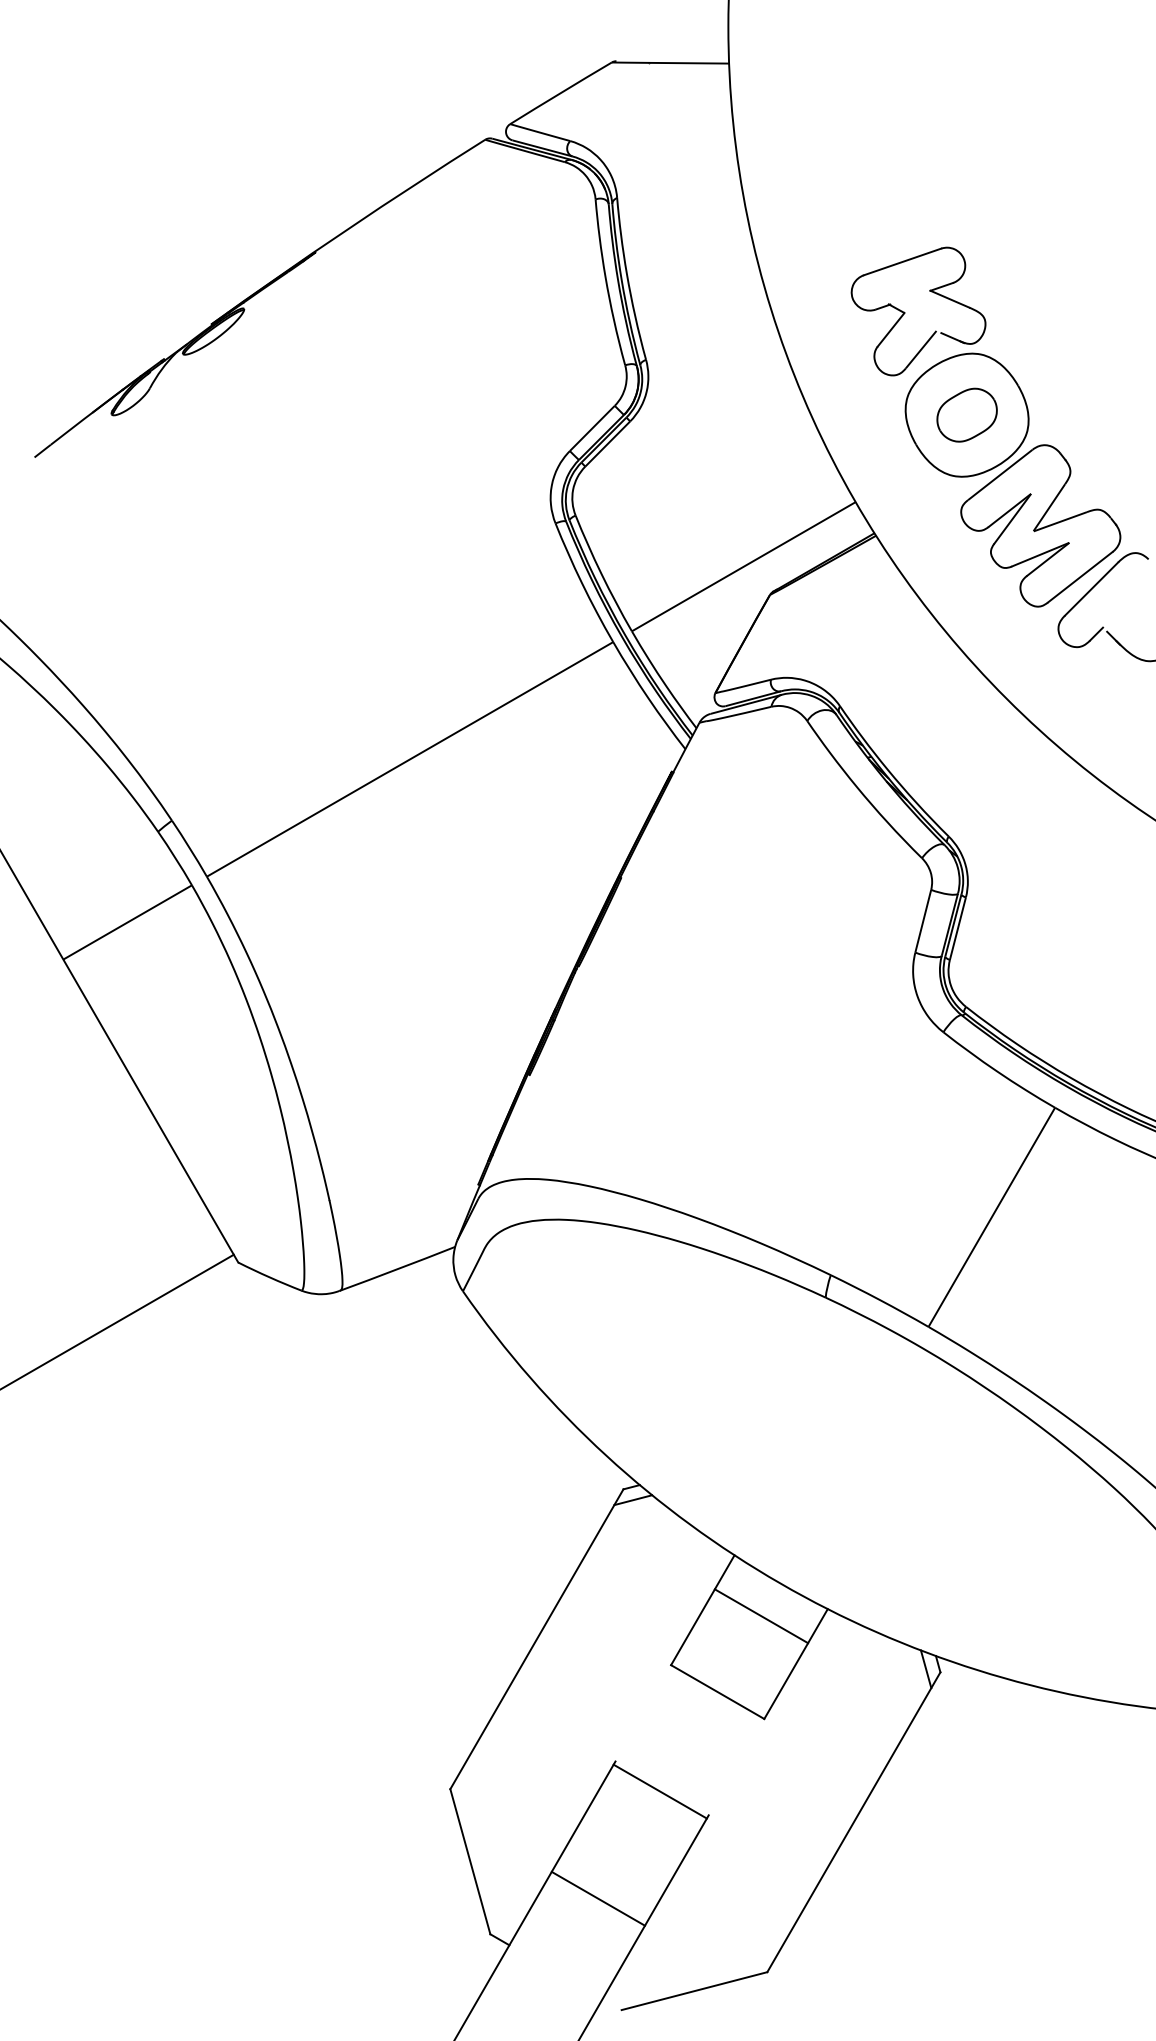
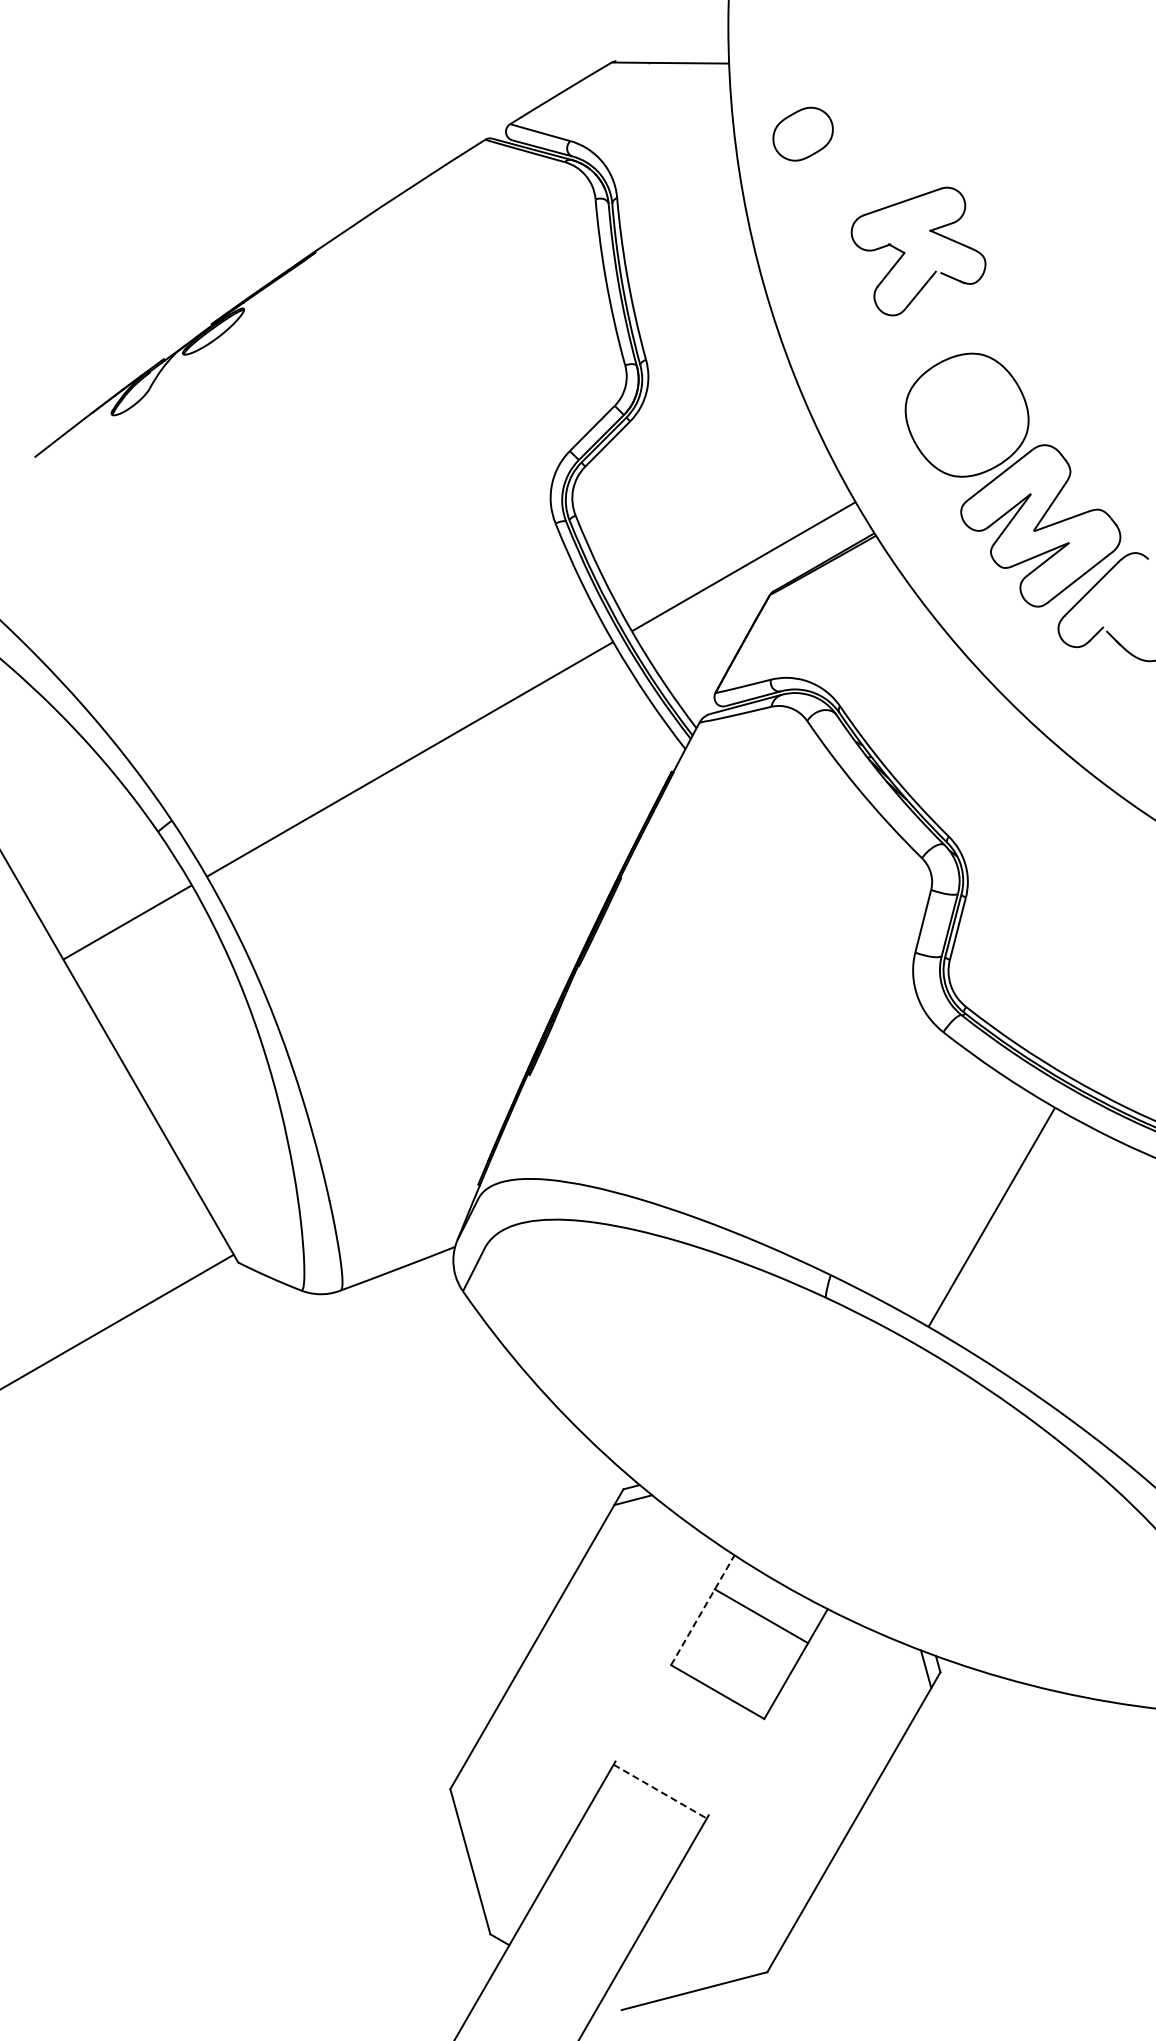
part position: (905, 312) -> (905, 252) (905, 252)
part position: (966, 414) -> (802, 133) (802, 133)
line: solid -> dashed (703, 1609)
line: solid -> dashed (660, 1791)
line: present -> none (597, 1898)
